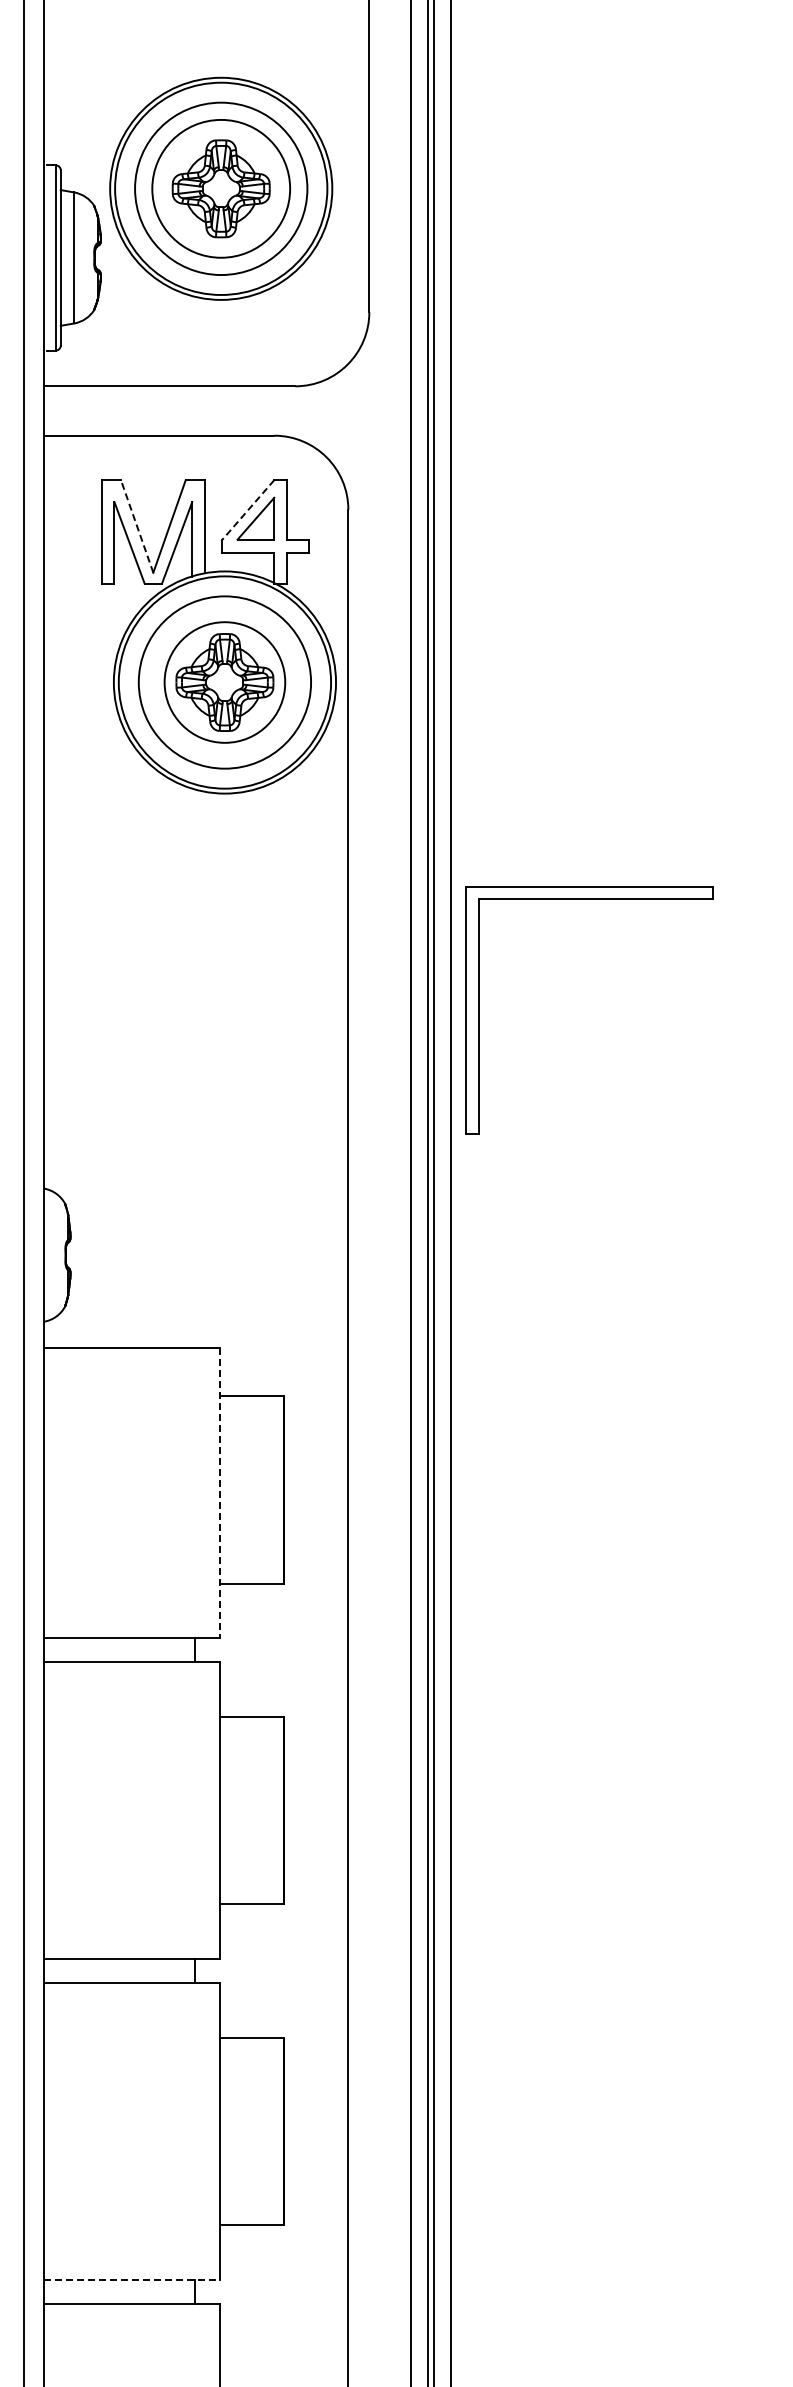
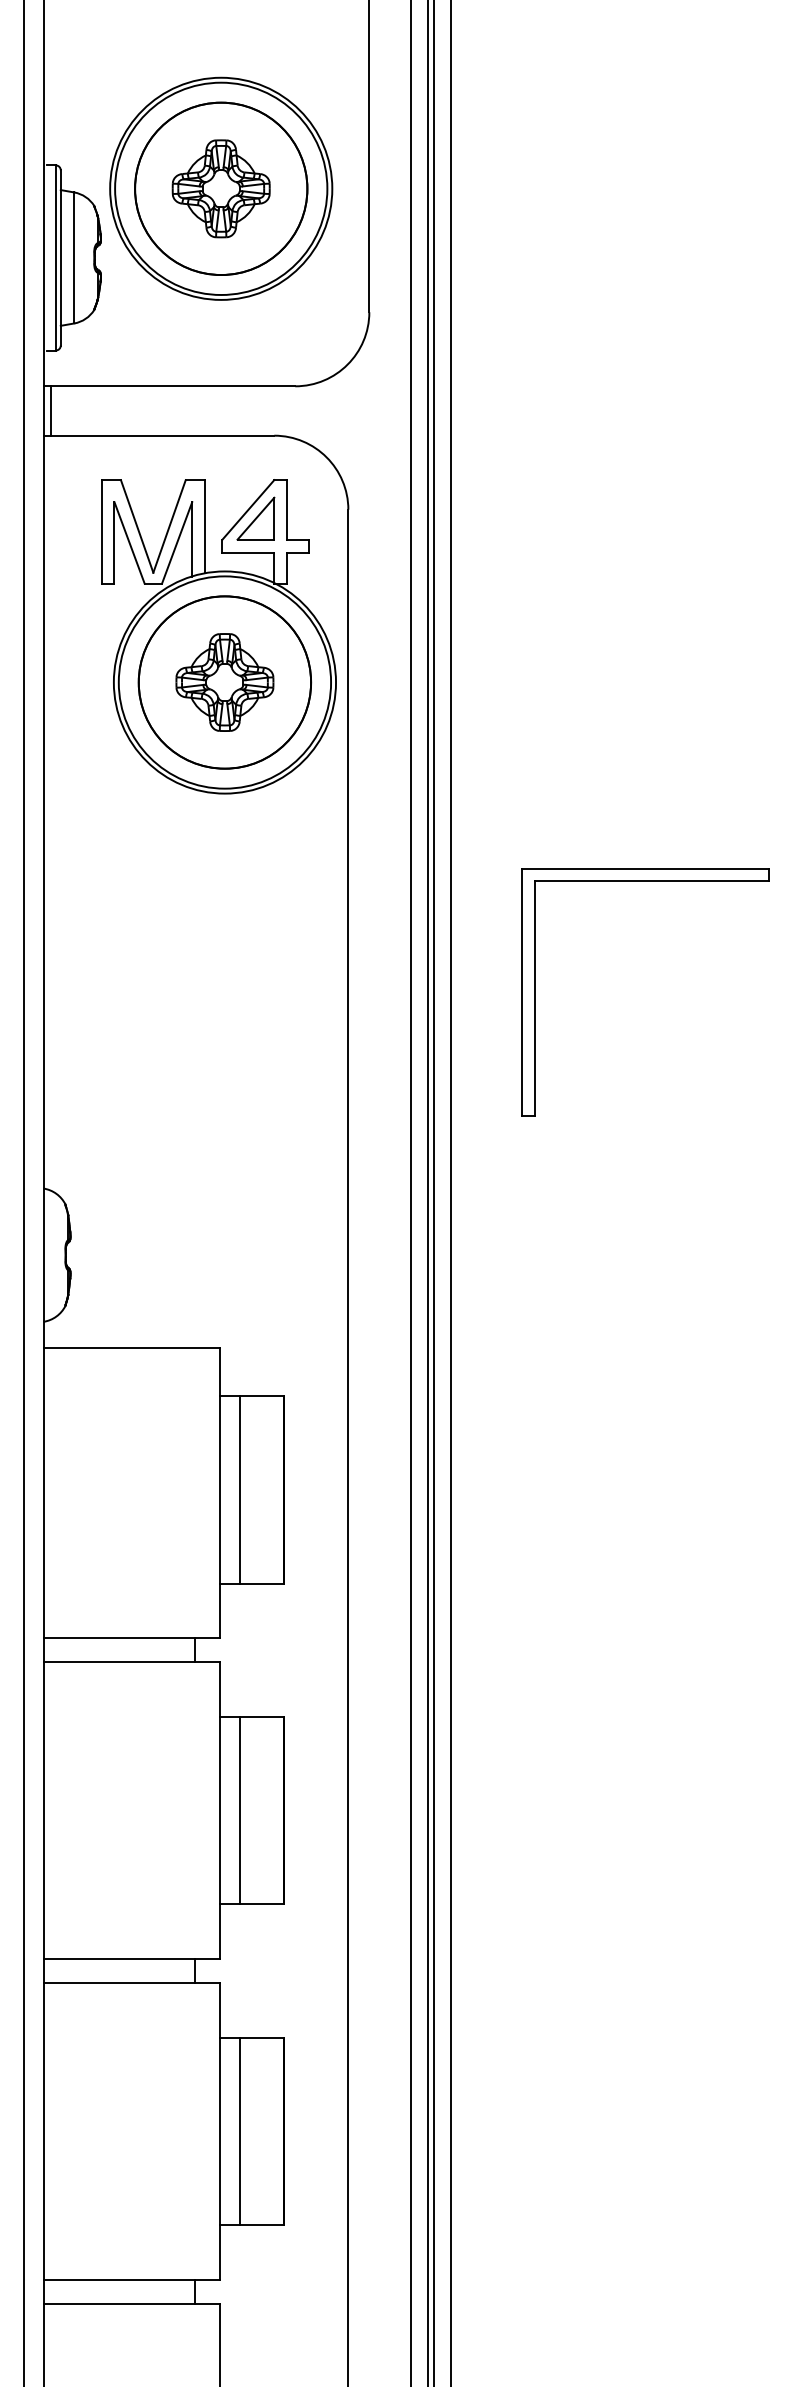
circle diameter: 138 px -> 172 px (221, 188)
line: none -> present (50, 410)
line: dashed -> solid (248, 510)
line: dashed -> solid (136, 525)
circle diameter: 121 px -> 172 px (224, 682)
part position: (479, 1010) -> (535, 992) (535, 992)
line: none -> present (239, 1489)
line: dashed -> solid (220, 1493)
line: none -> present (239, 1810)
line: none -> present (239, 2131)
line: dashed -> solid (132, 2279)
